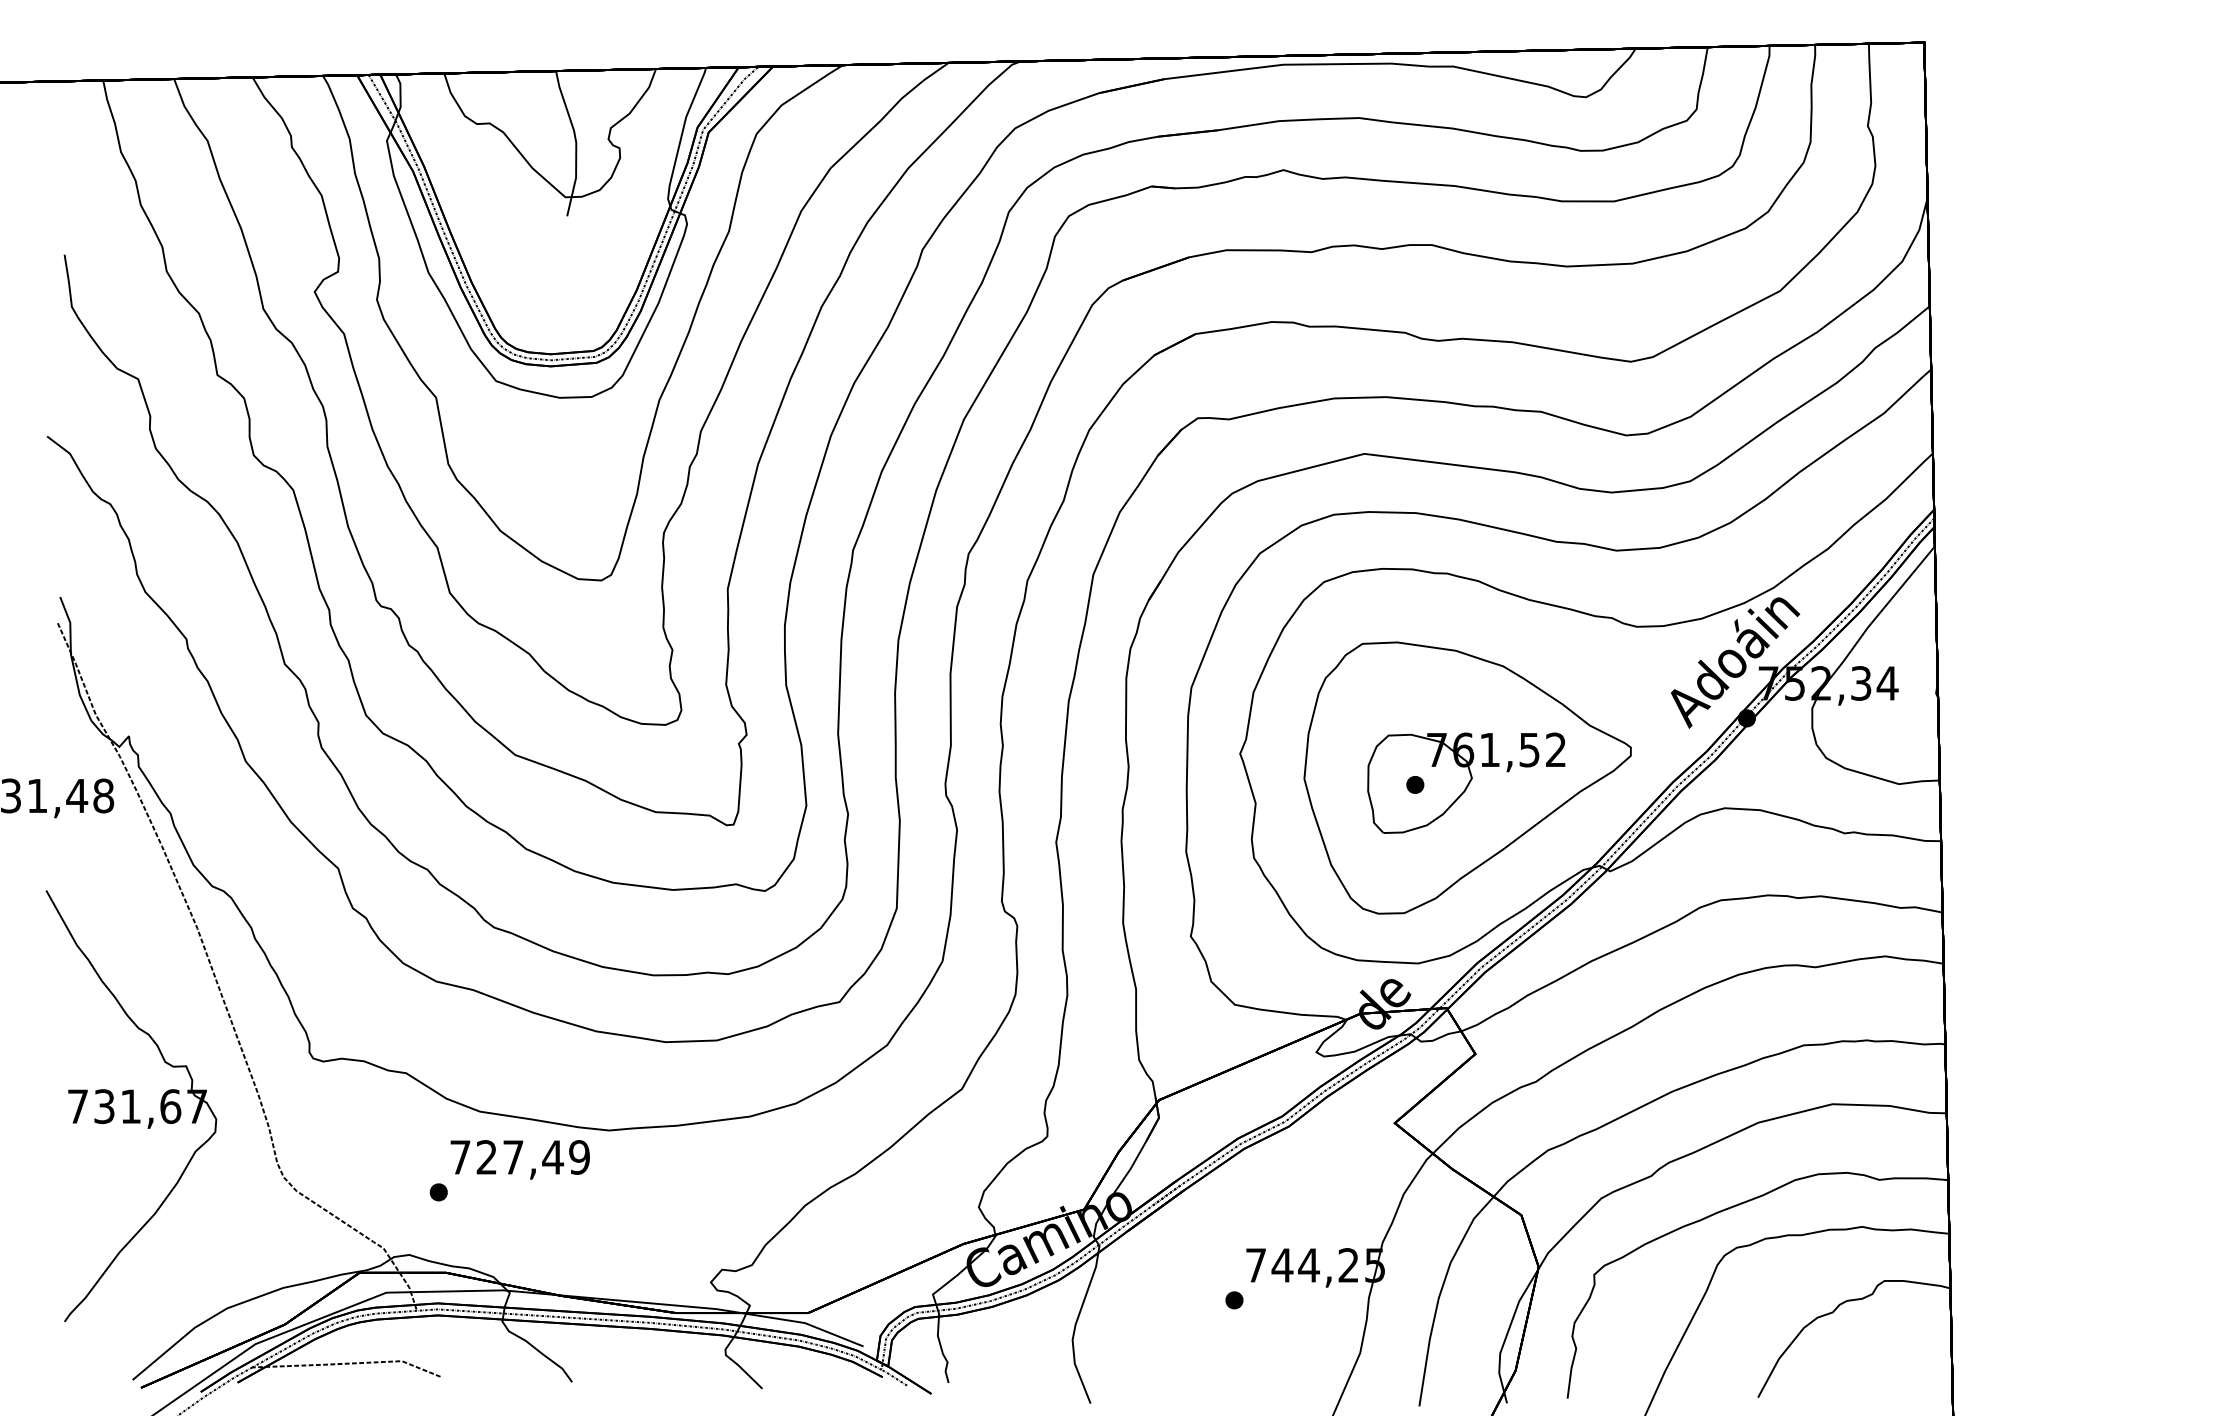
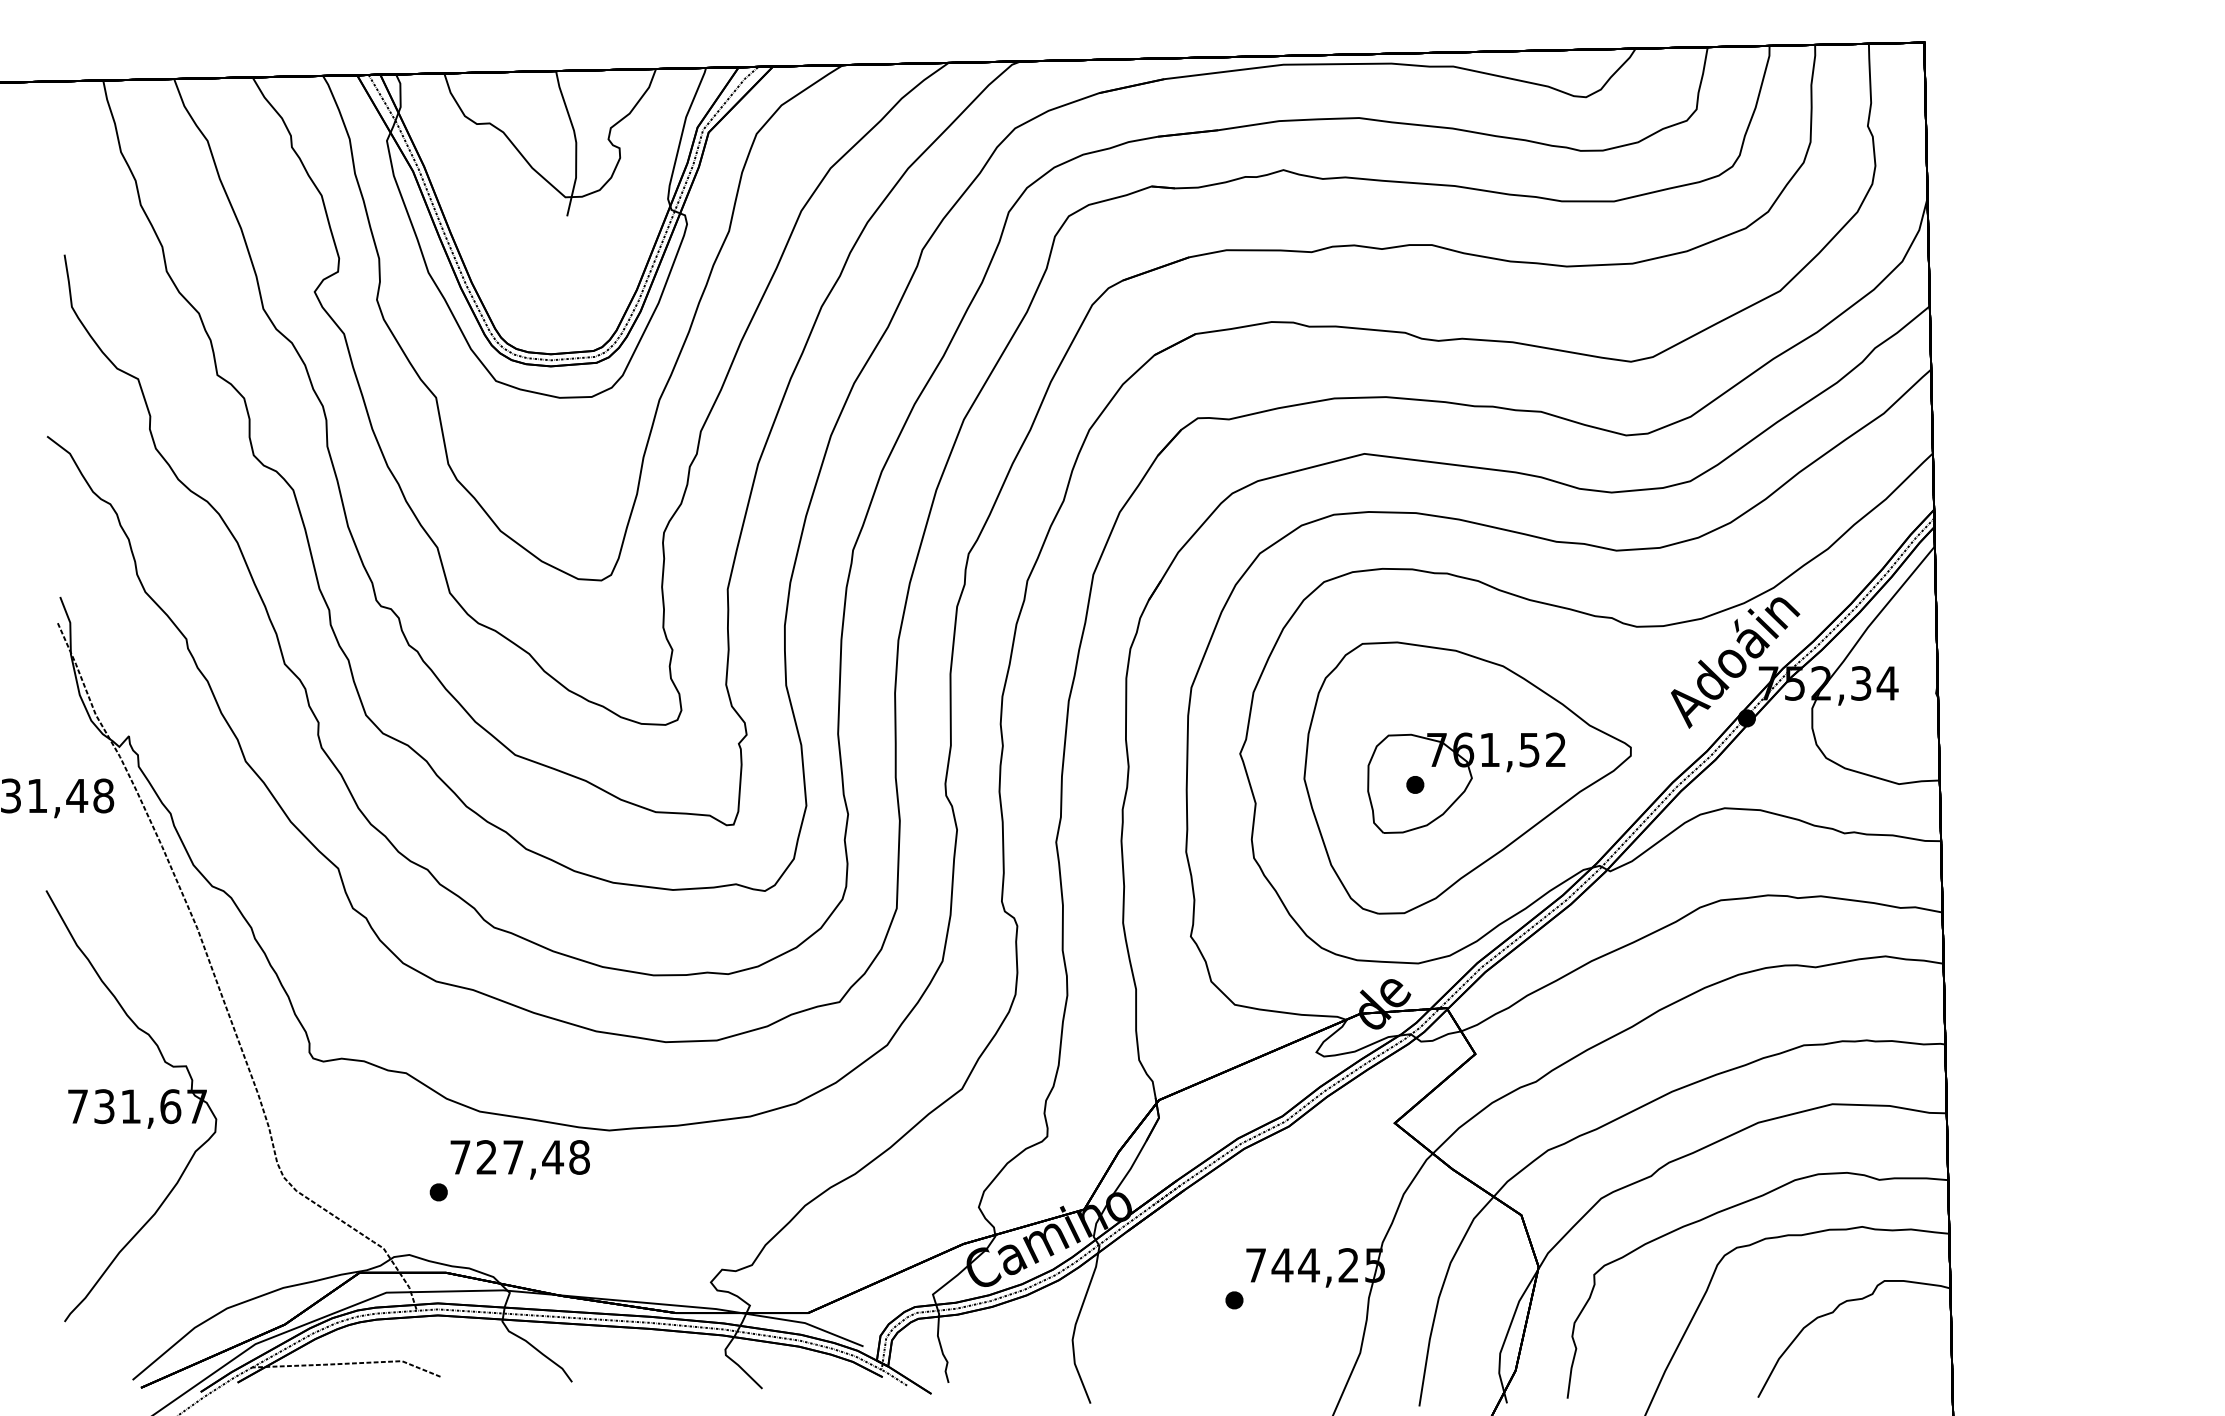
text: 727,49 -> 727,48 (579, 1157)
